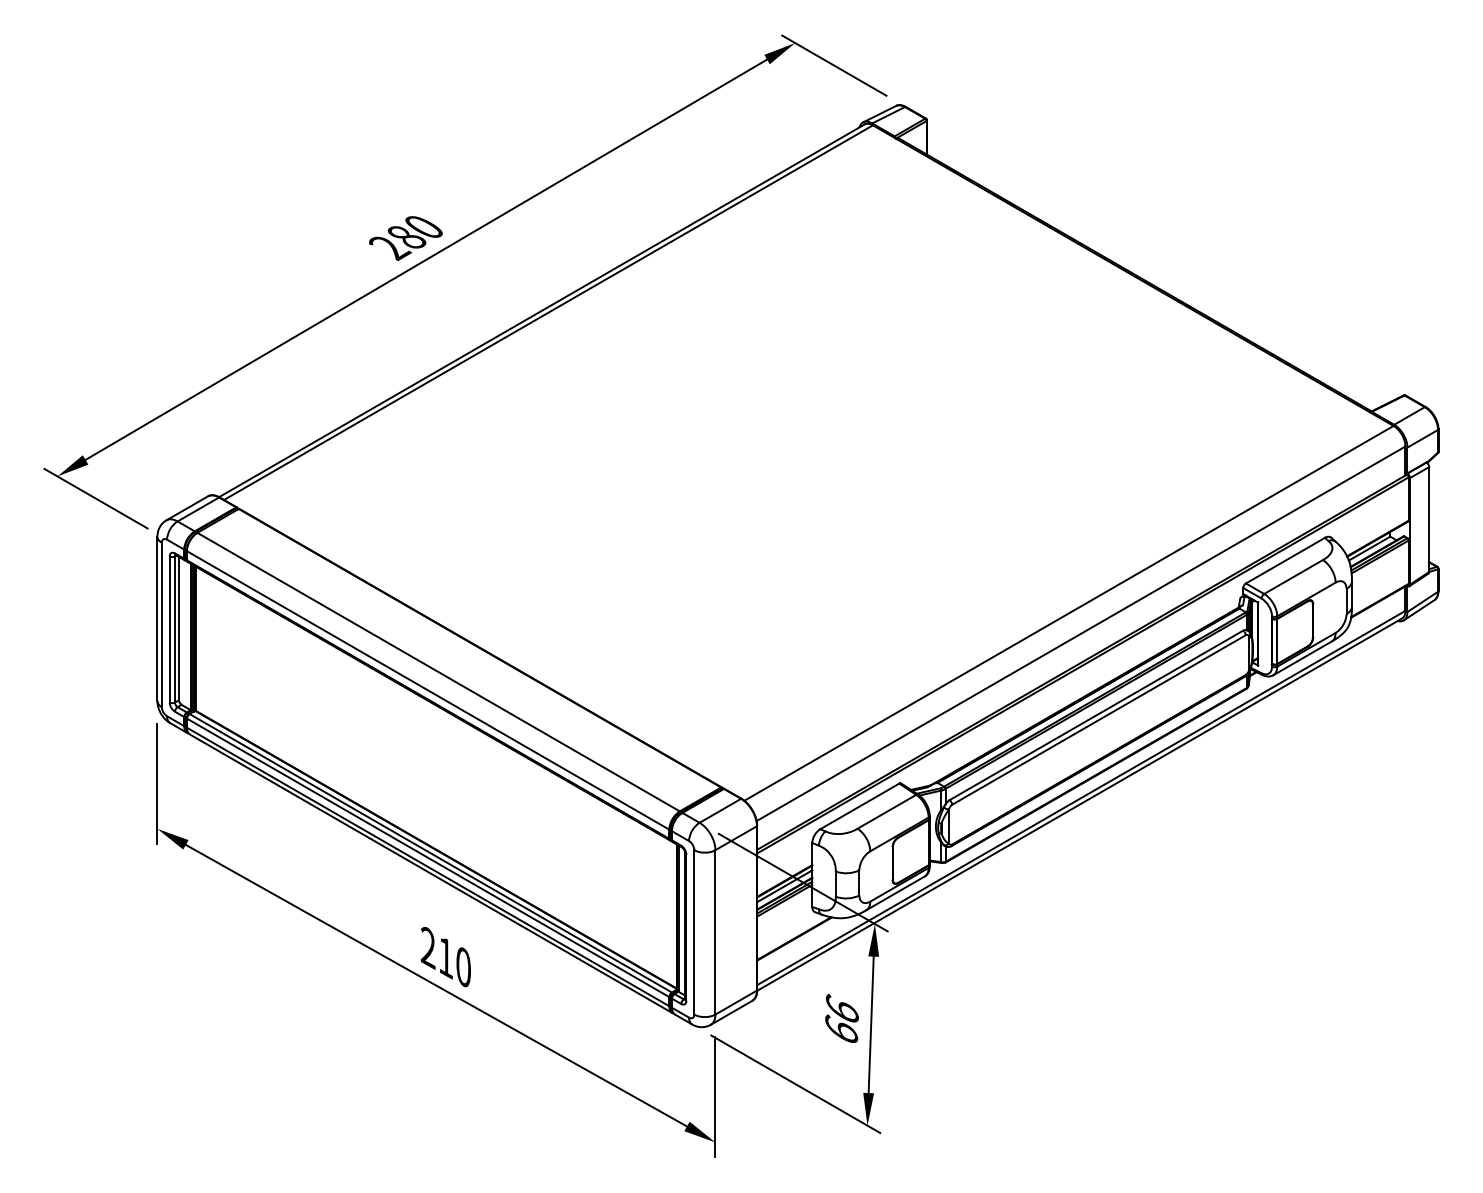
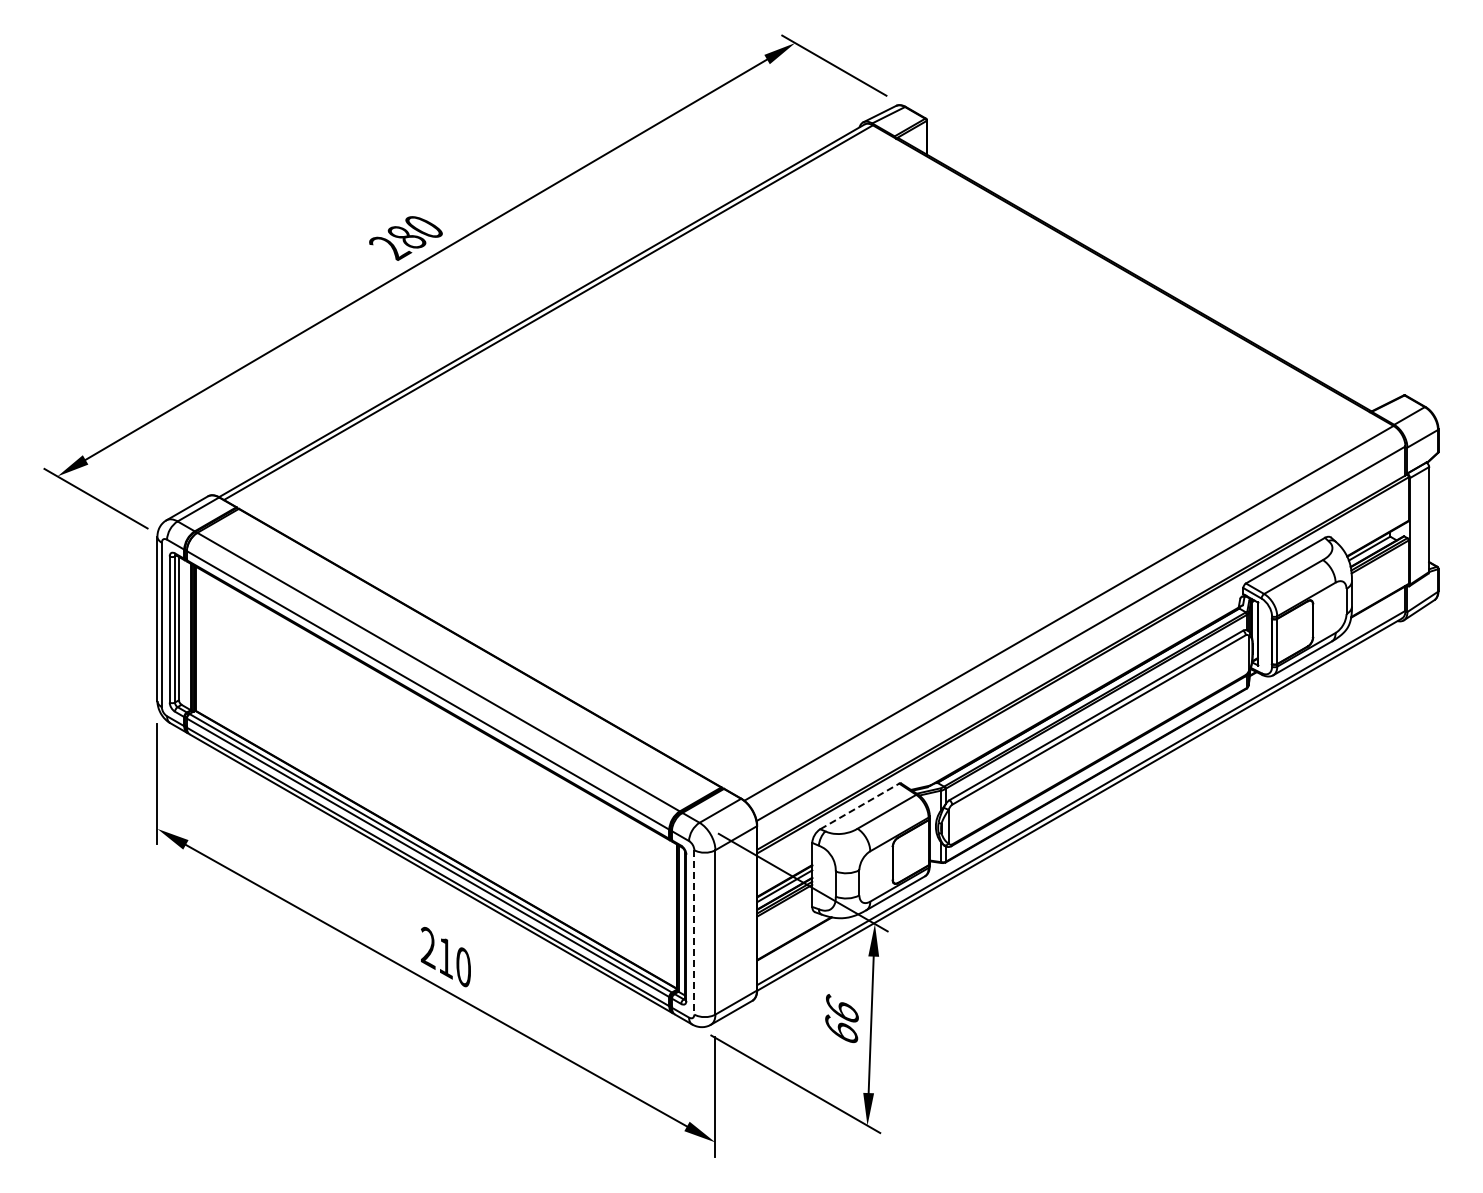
line: solid -> dashed (859, 806)
line: solid -> dashed (694, 932)
